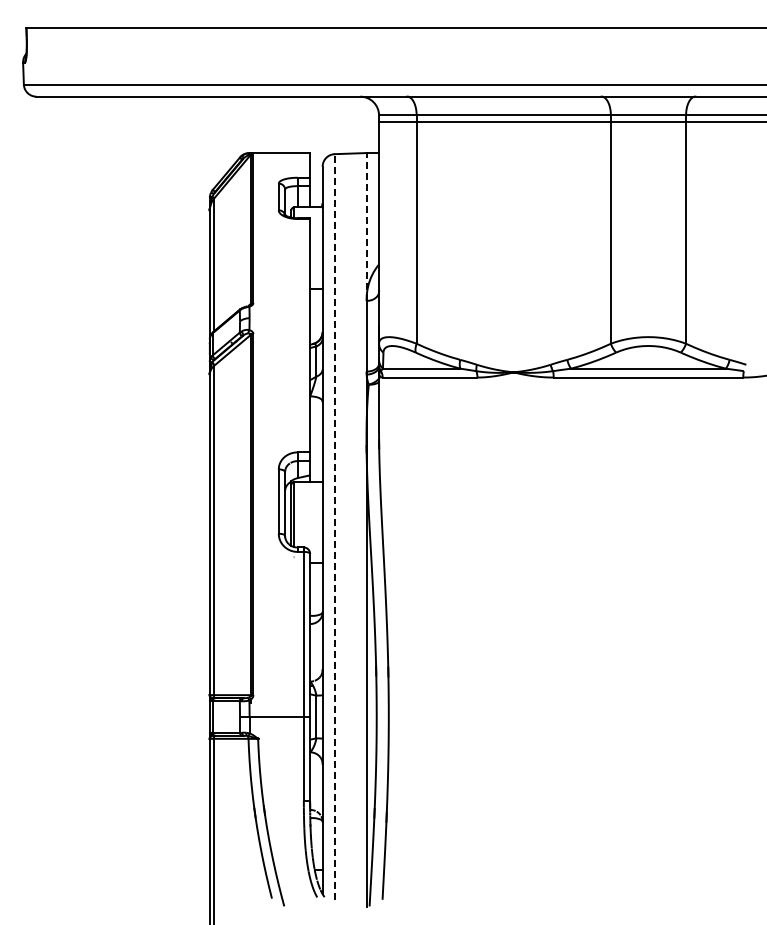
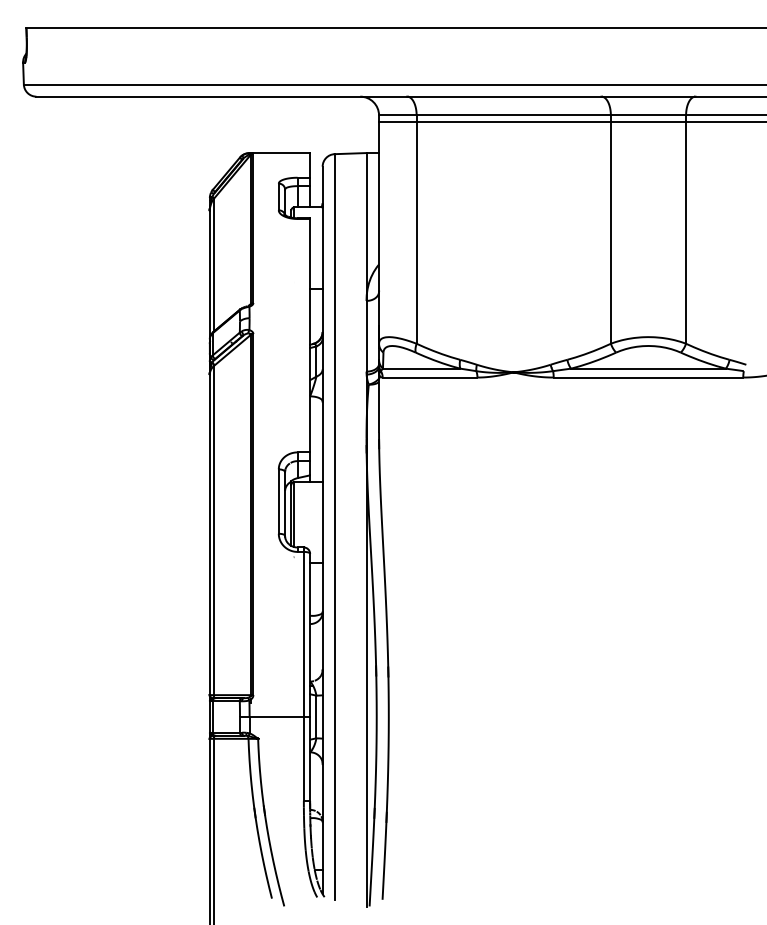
line: dashed -> solid (366, 226)
line: dashed -> solid (334, 526)
